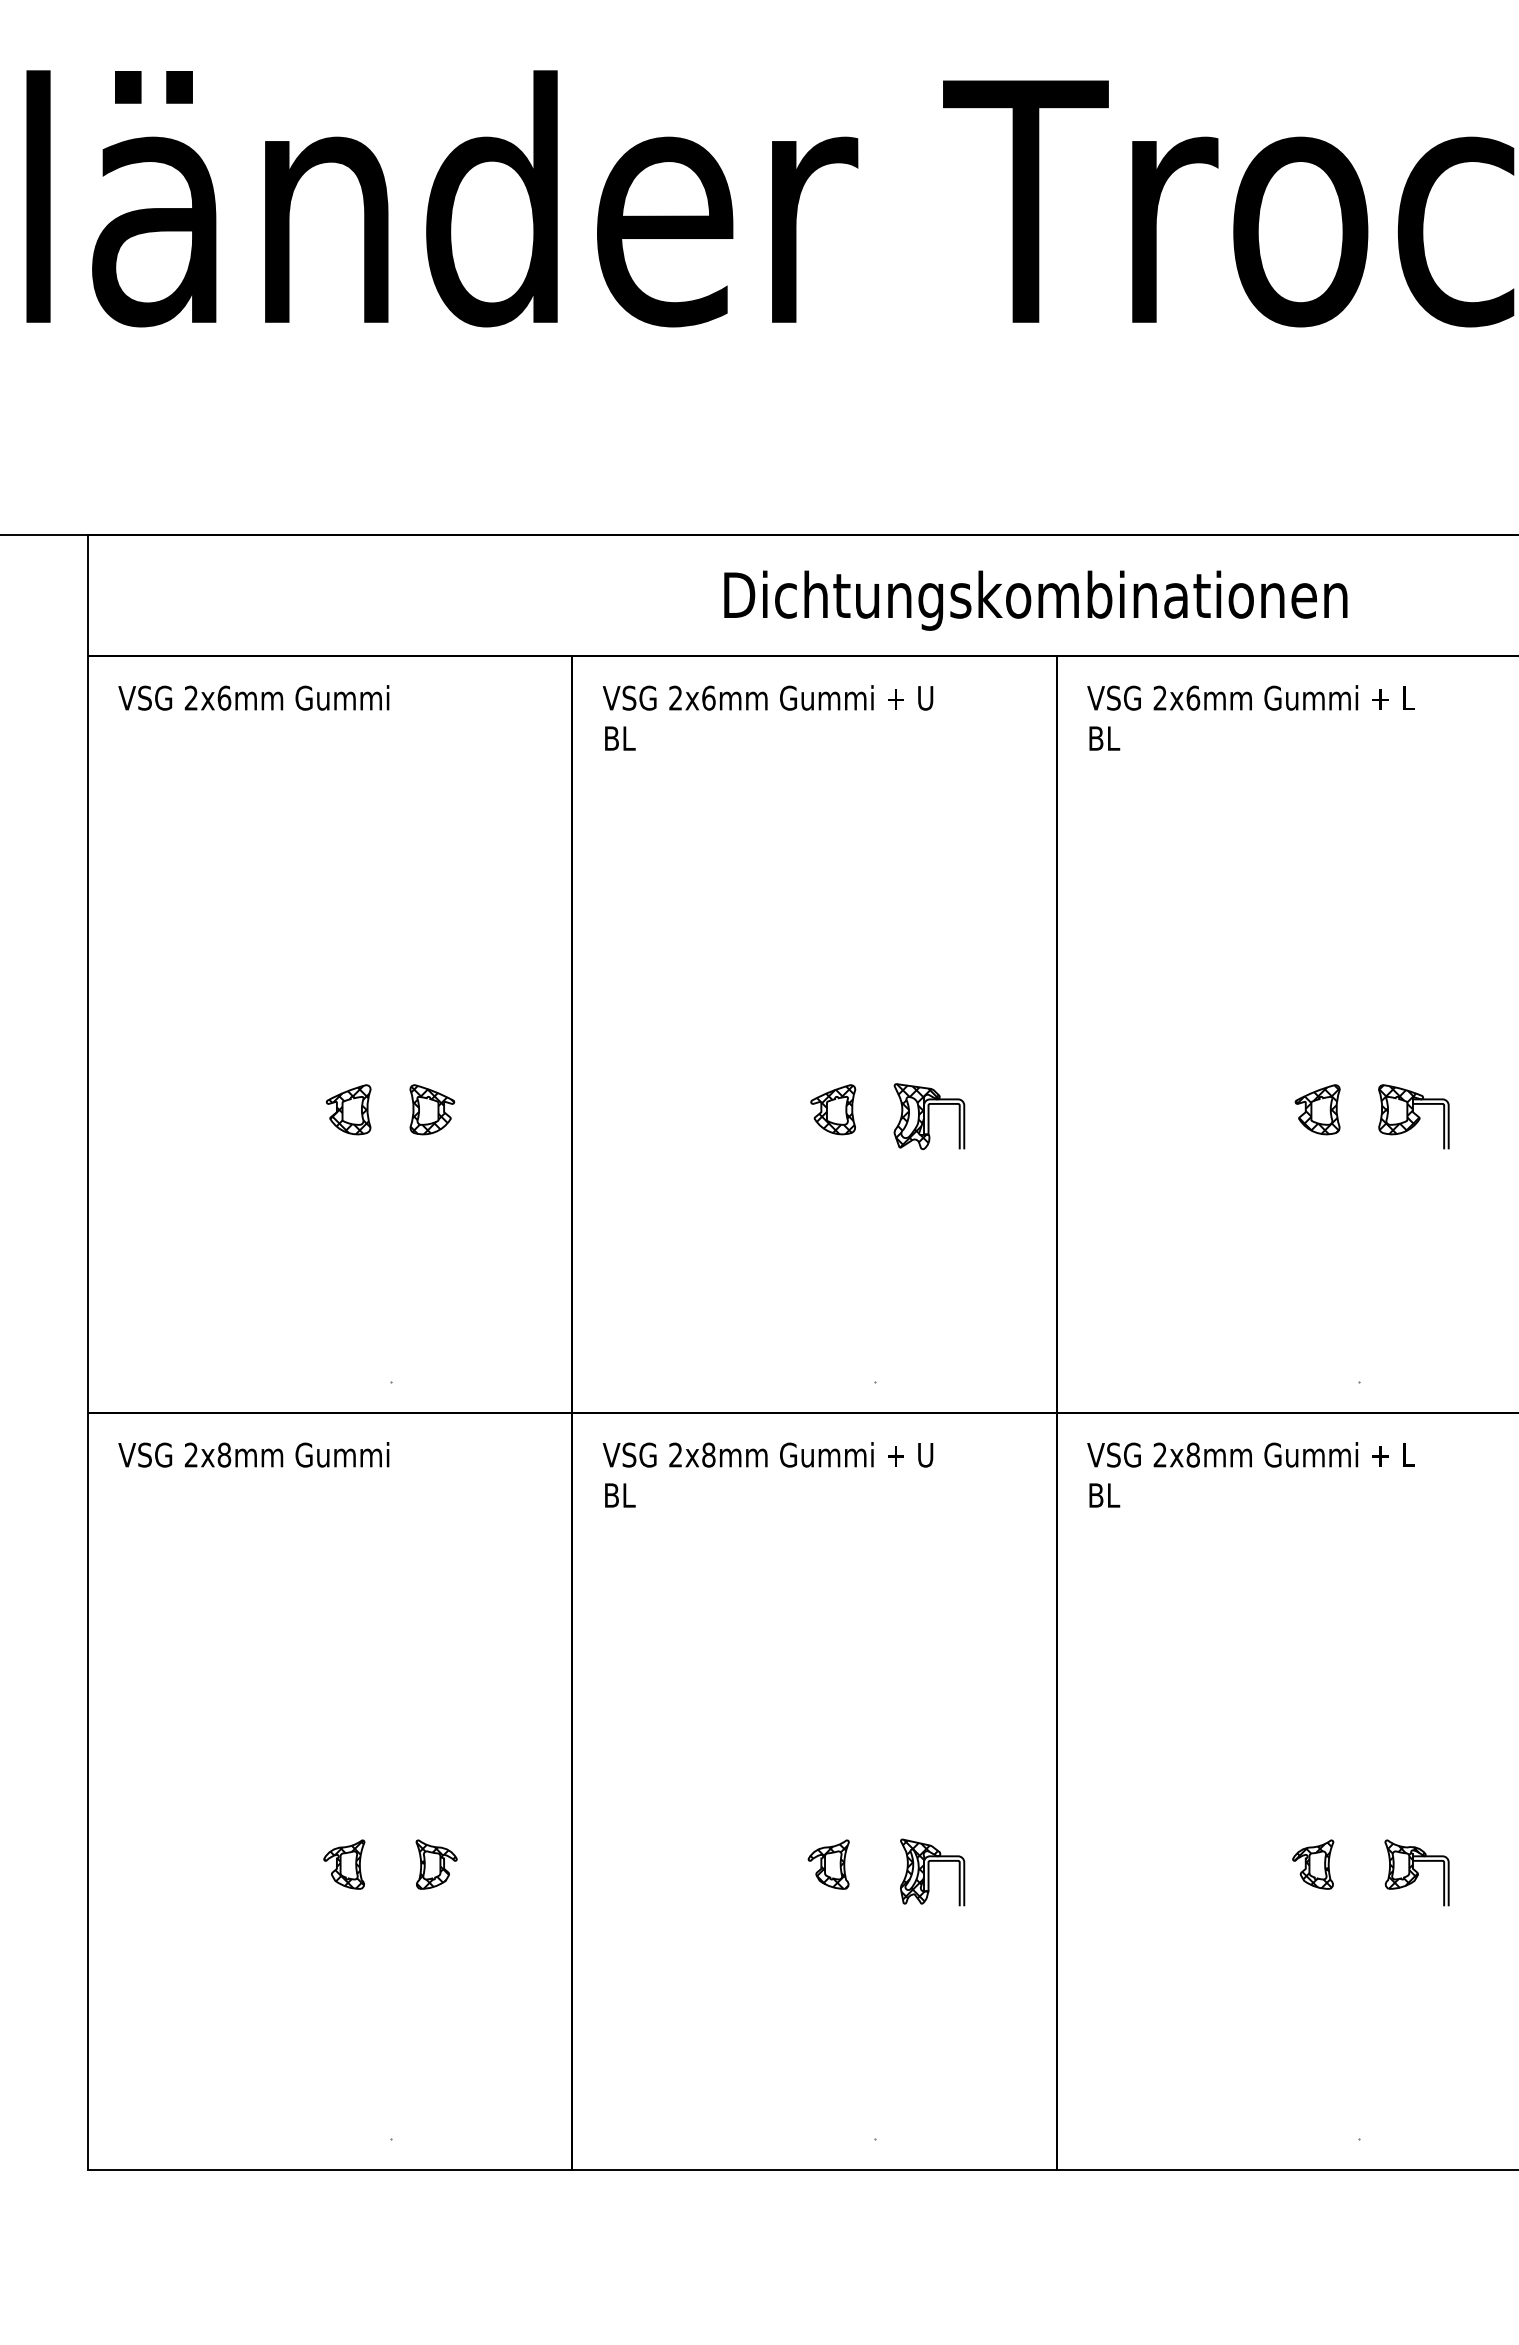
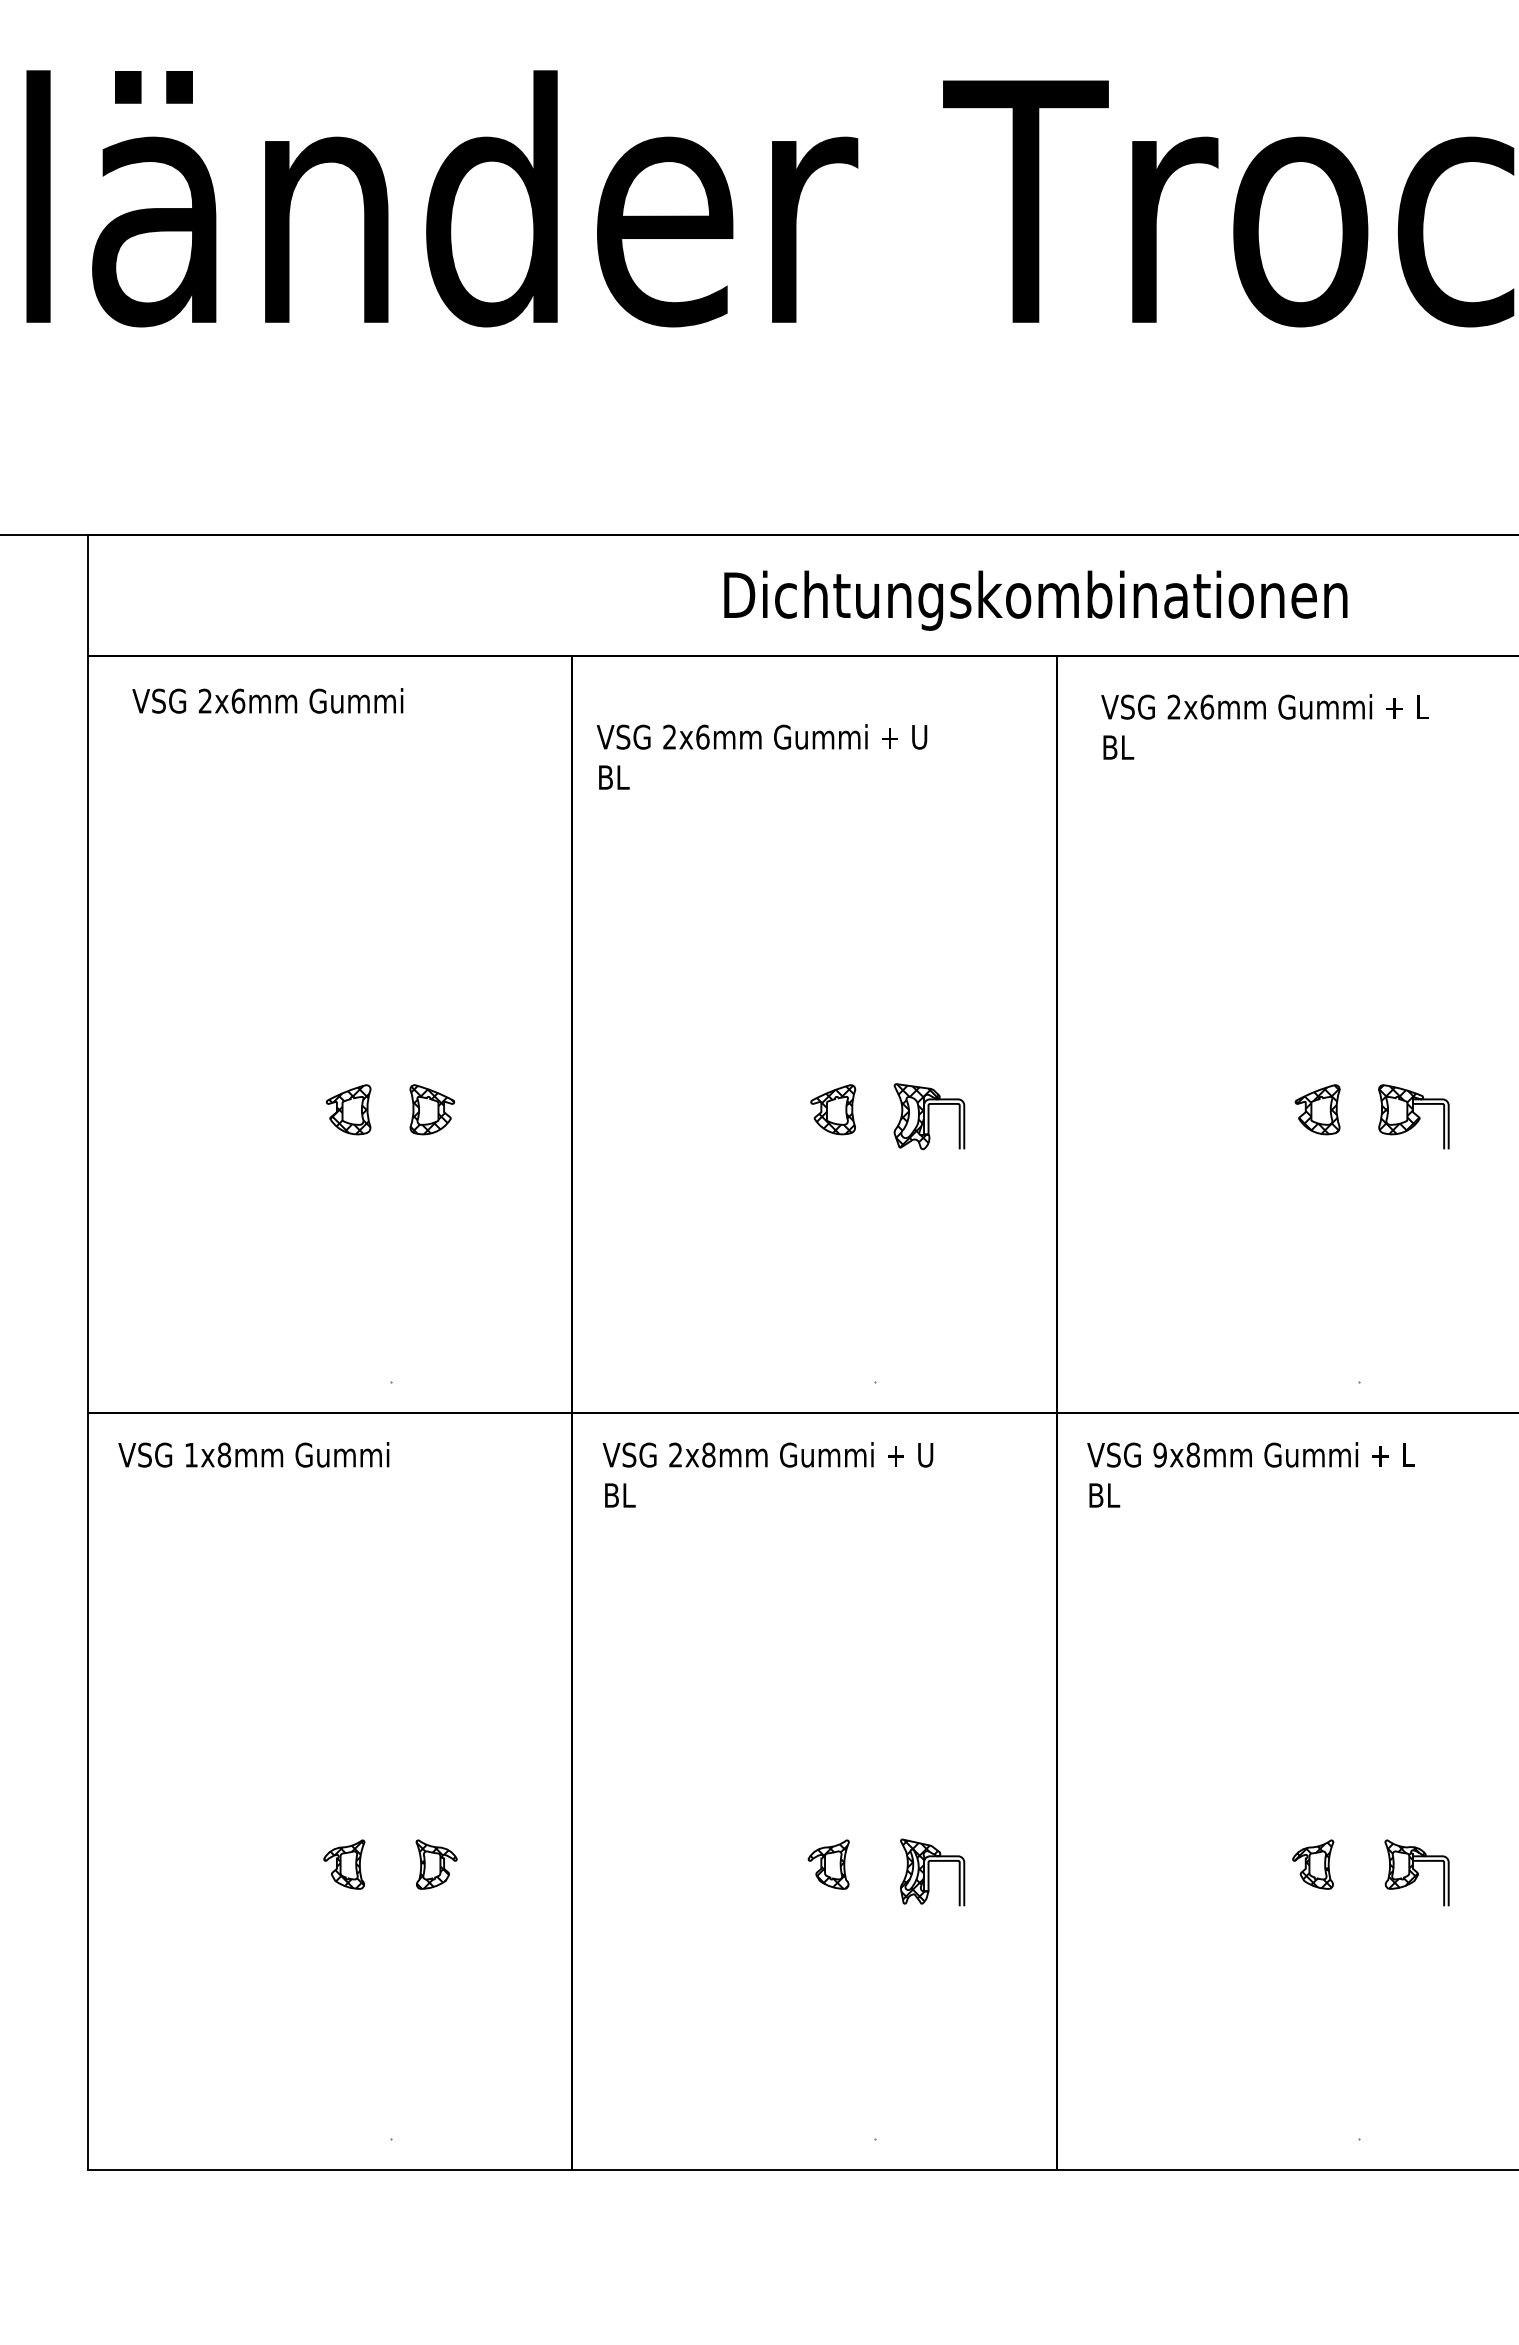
text position: (253, 697) -> (267, 700) (267, 700)
text position: (767, 717) -> (761, 756) (761, 756)
text position: (1250, 717) -> (1264, 726) (1264, 726)
text: 2x8mm -> 1x8mm (190, 1454)
text: 2x8mm -> 9x8mm (1159, 1454)
